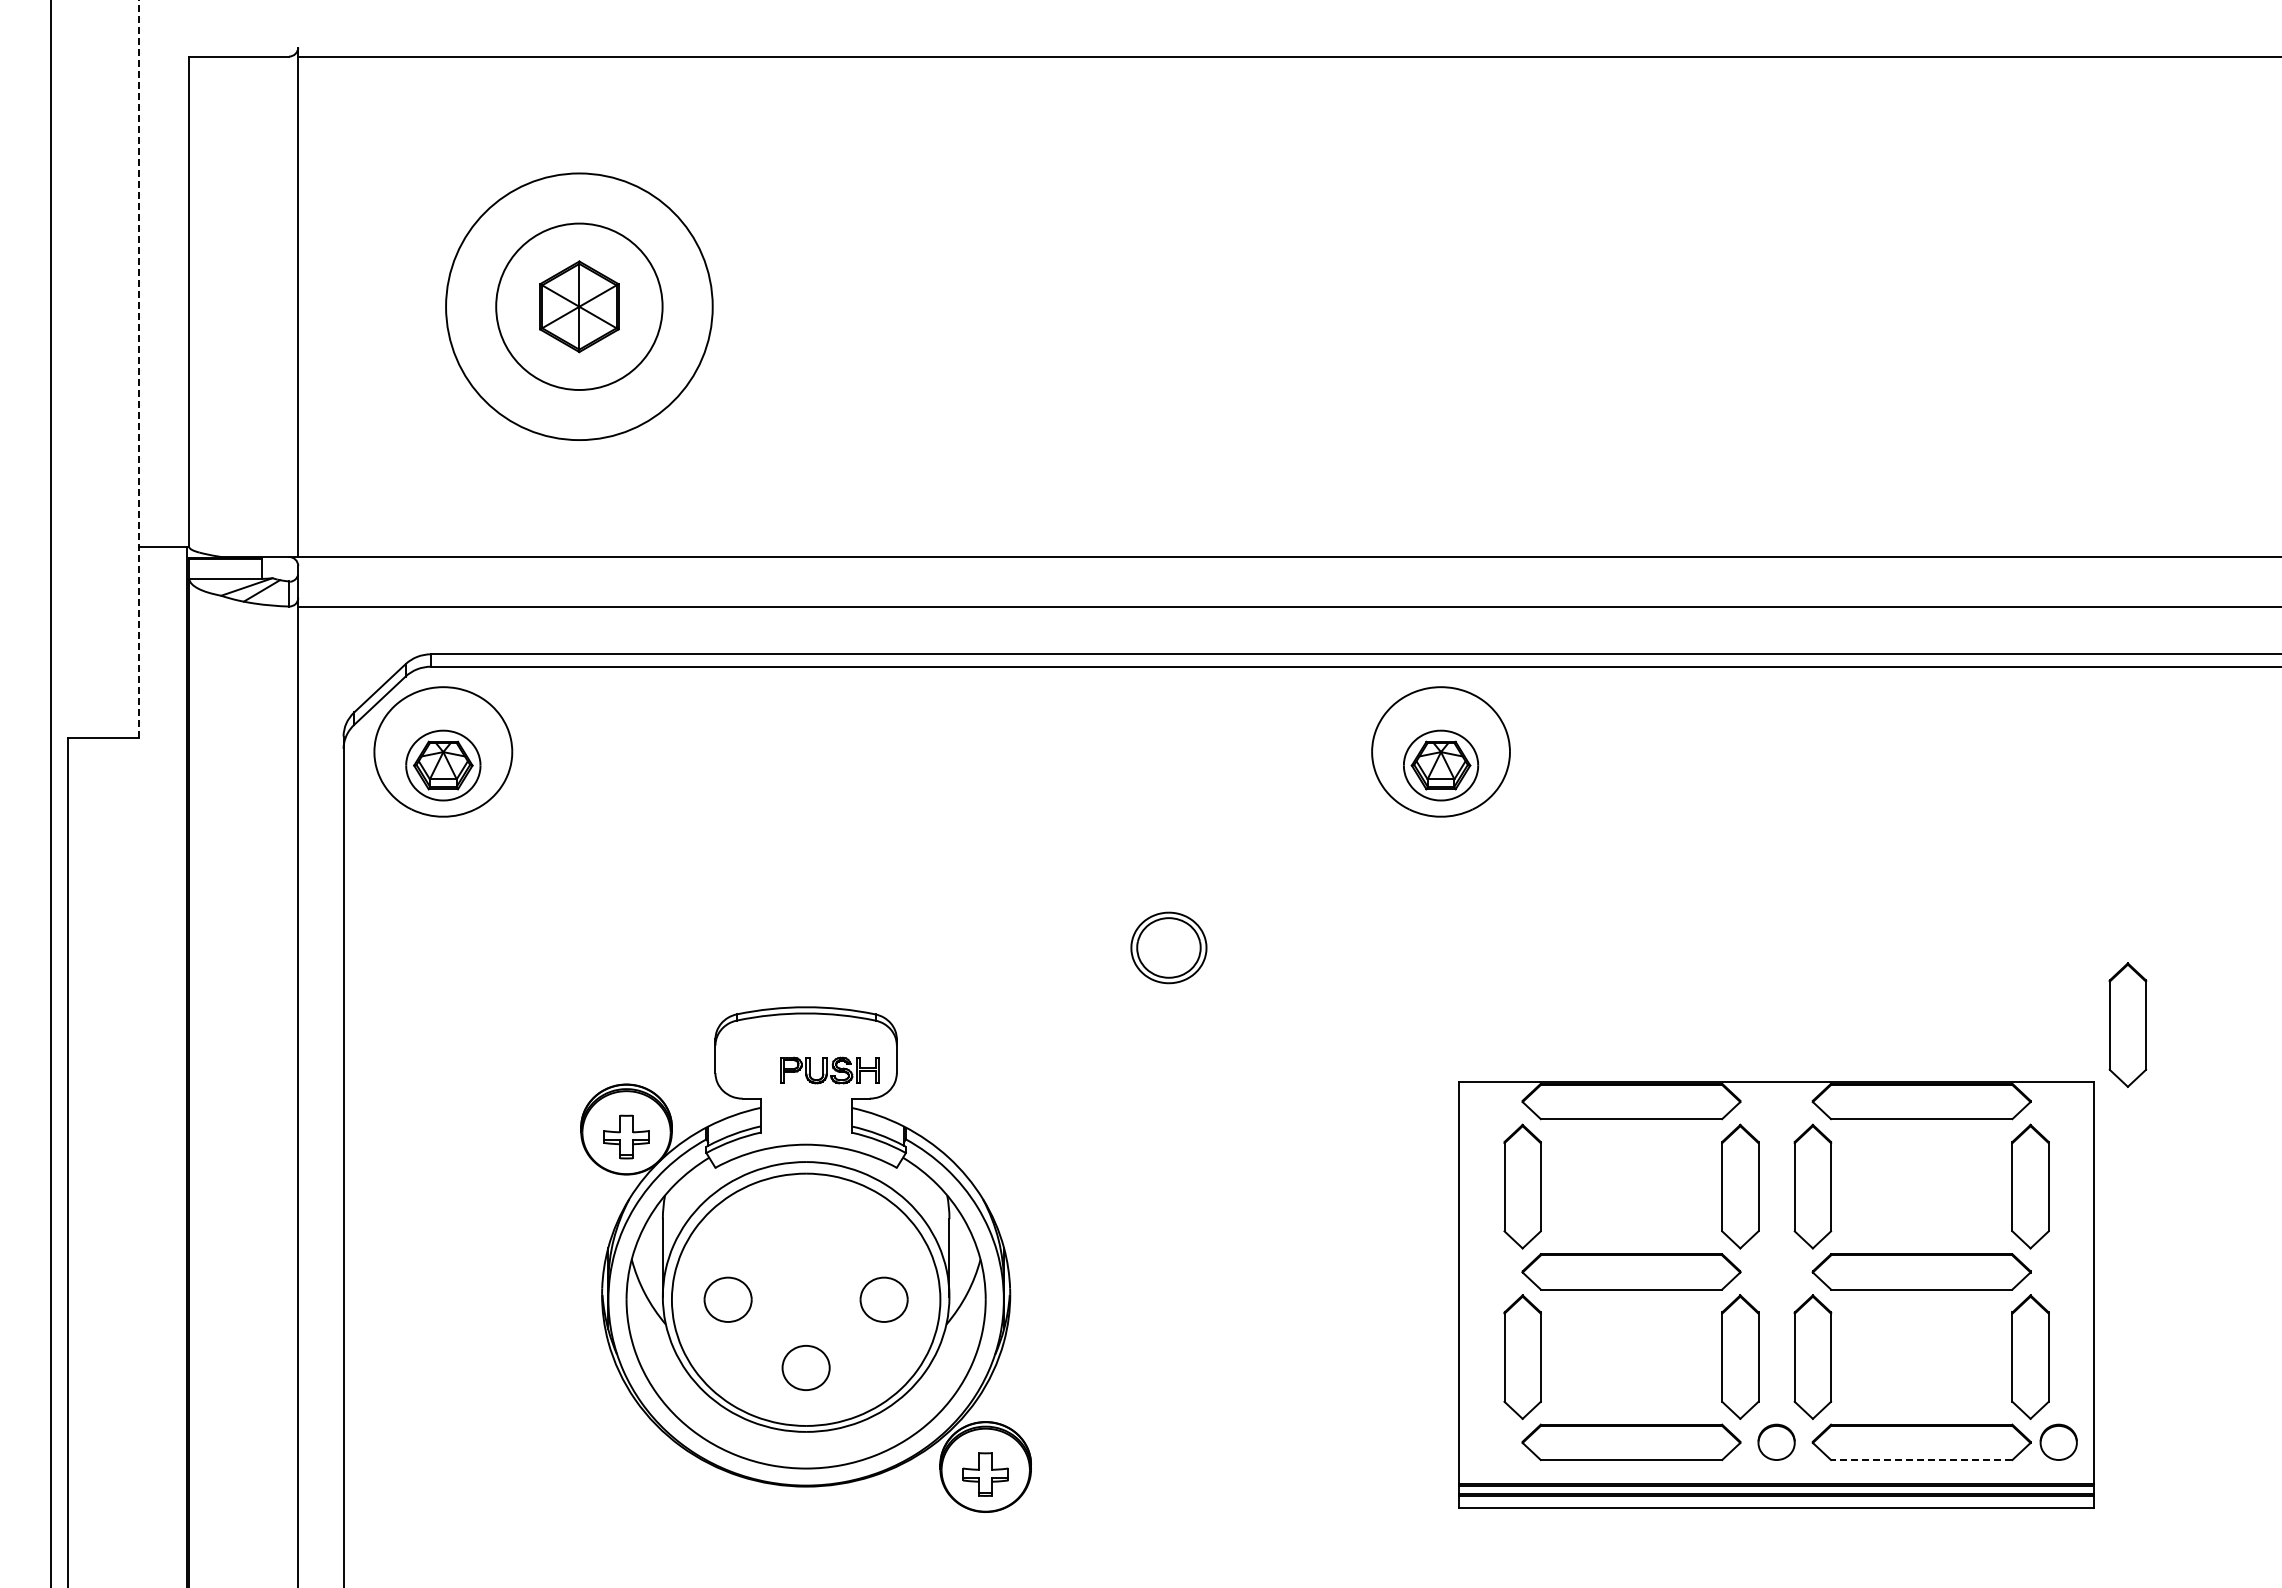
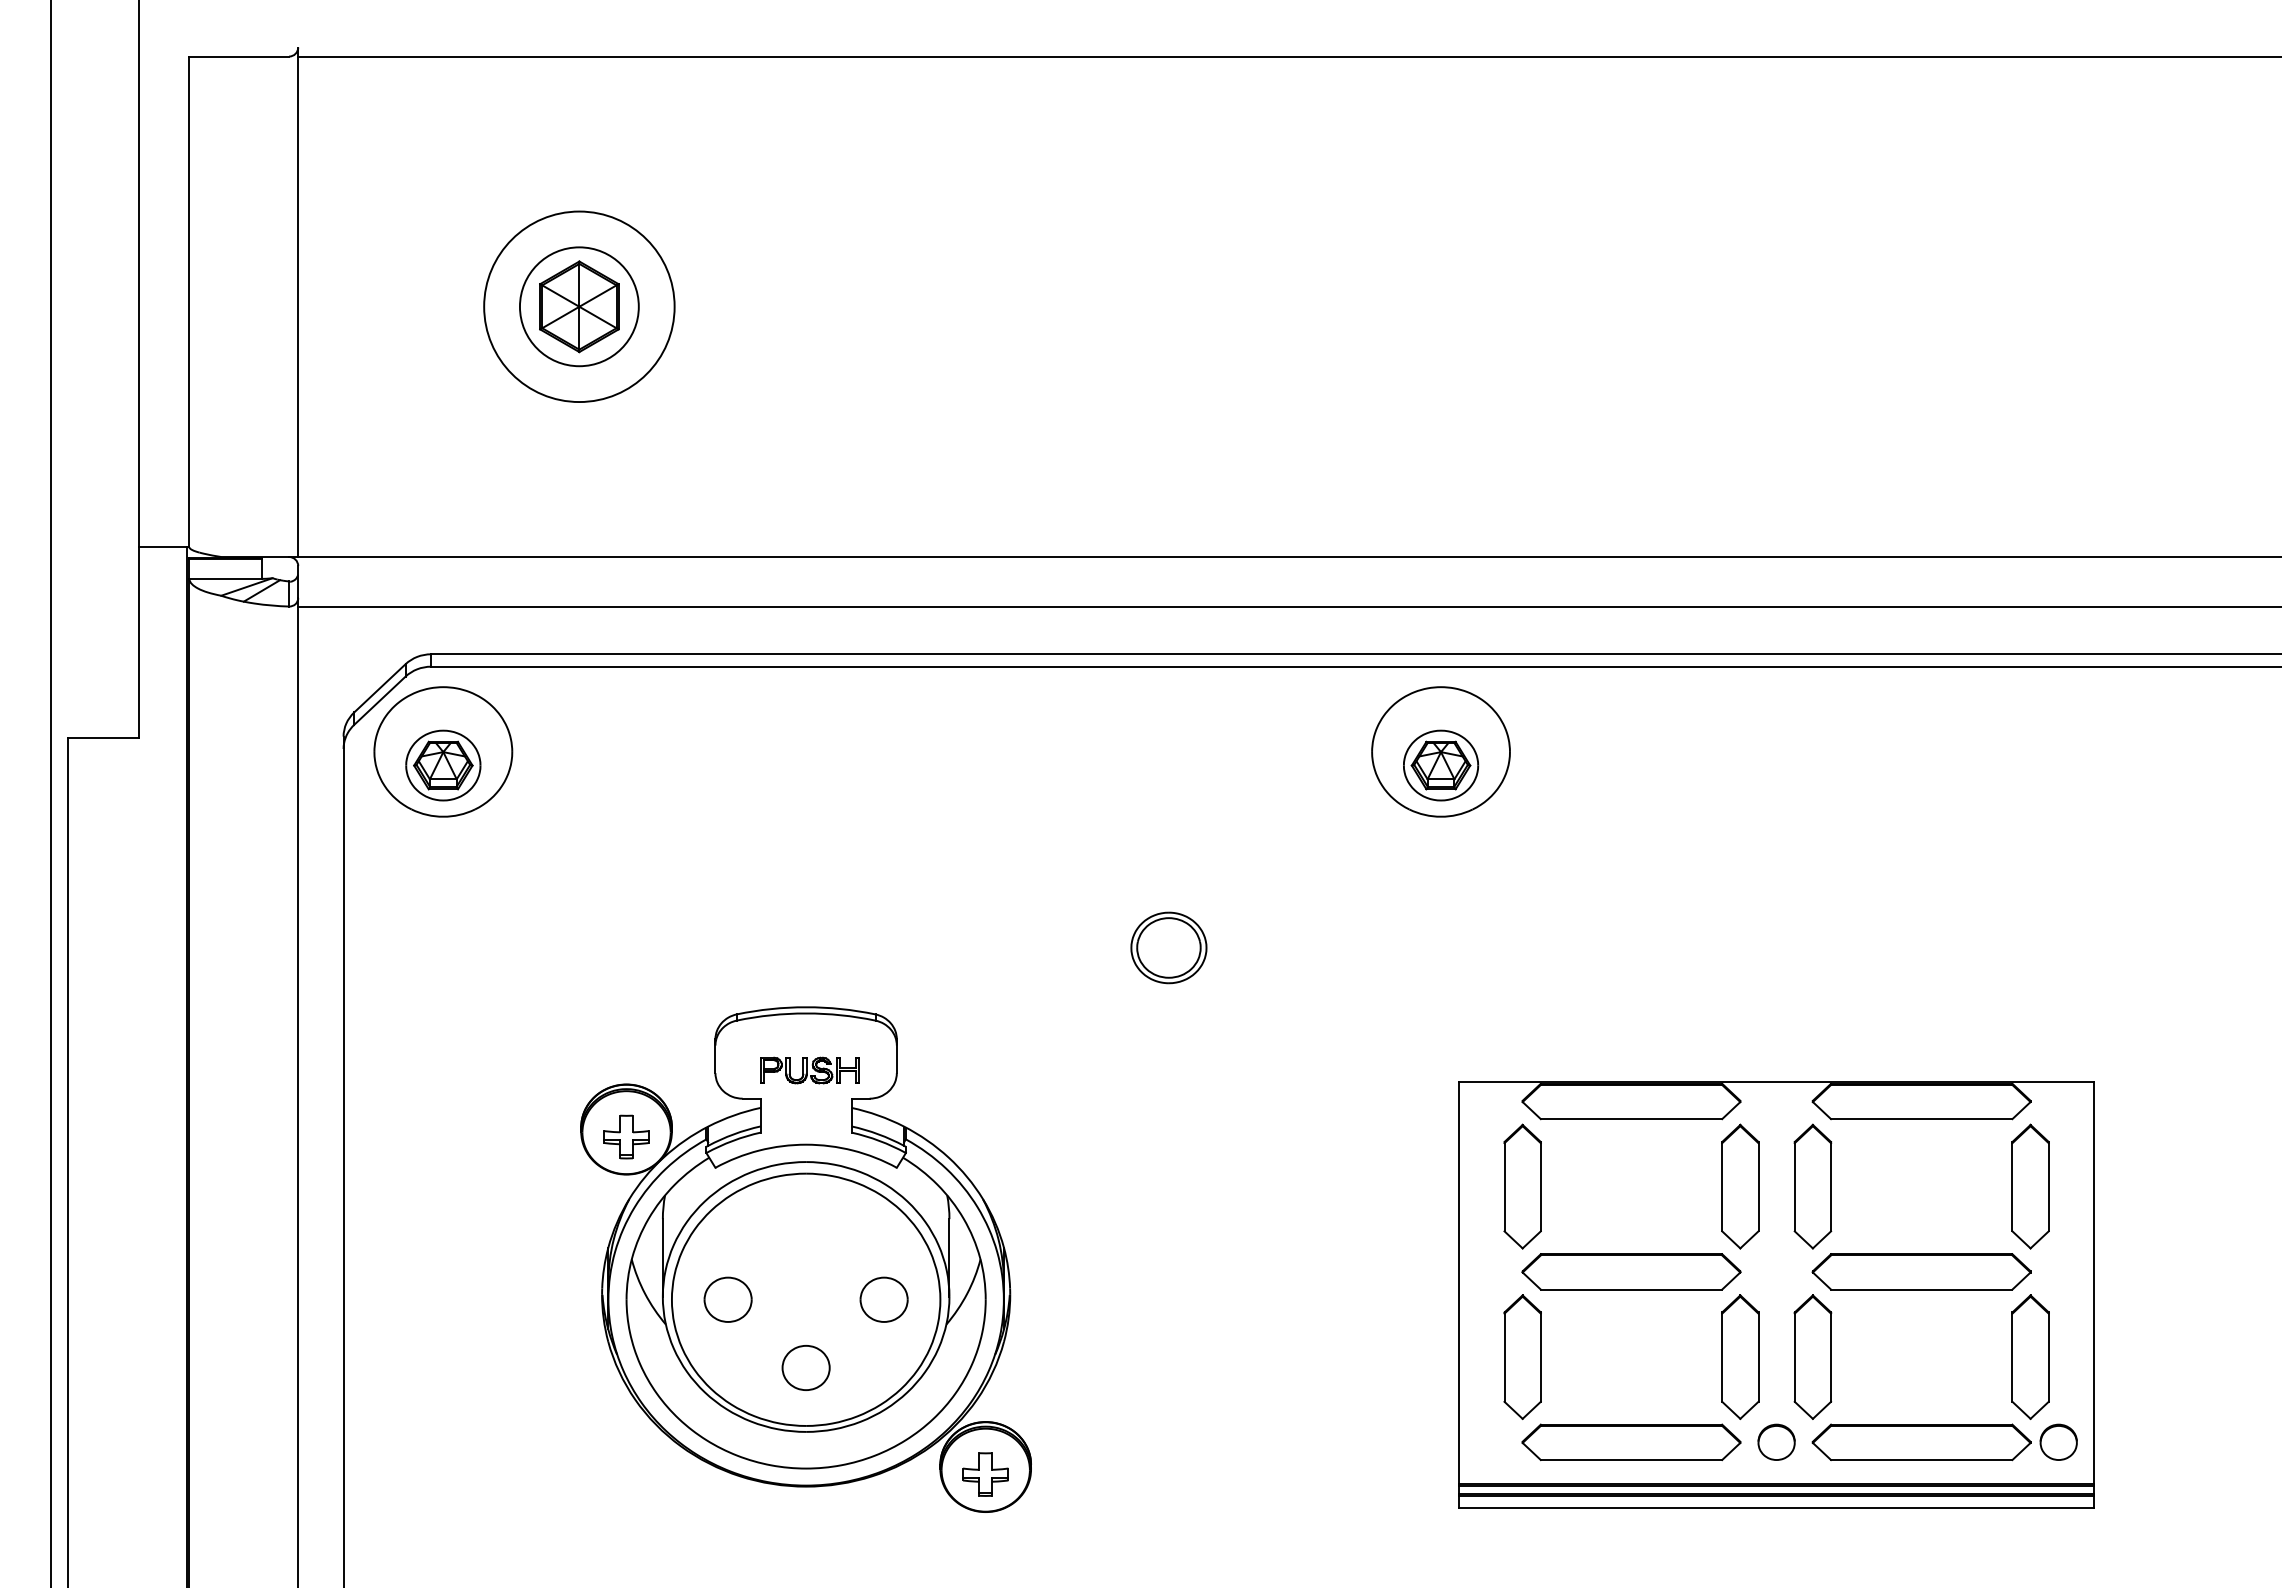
circle diameter: 166 px -> 119 px (578, 306)
circle diameter: 267 px -> 190 px (579, 306)
line: dashed -> solid (139, 369)
part: present -> none (2127, 1024)
part position: (829, 1070) -> (809, 1070) (809, 1070)
line: dashed -> solid (1921, 1460)
